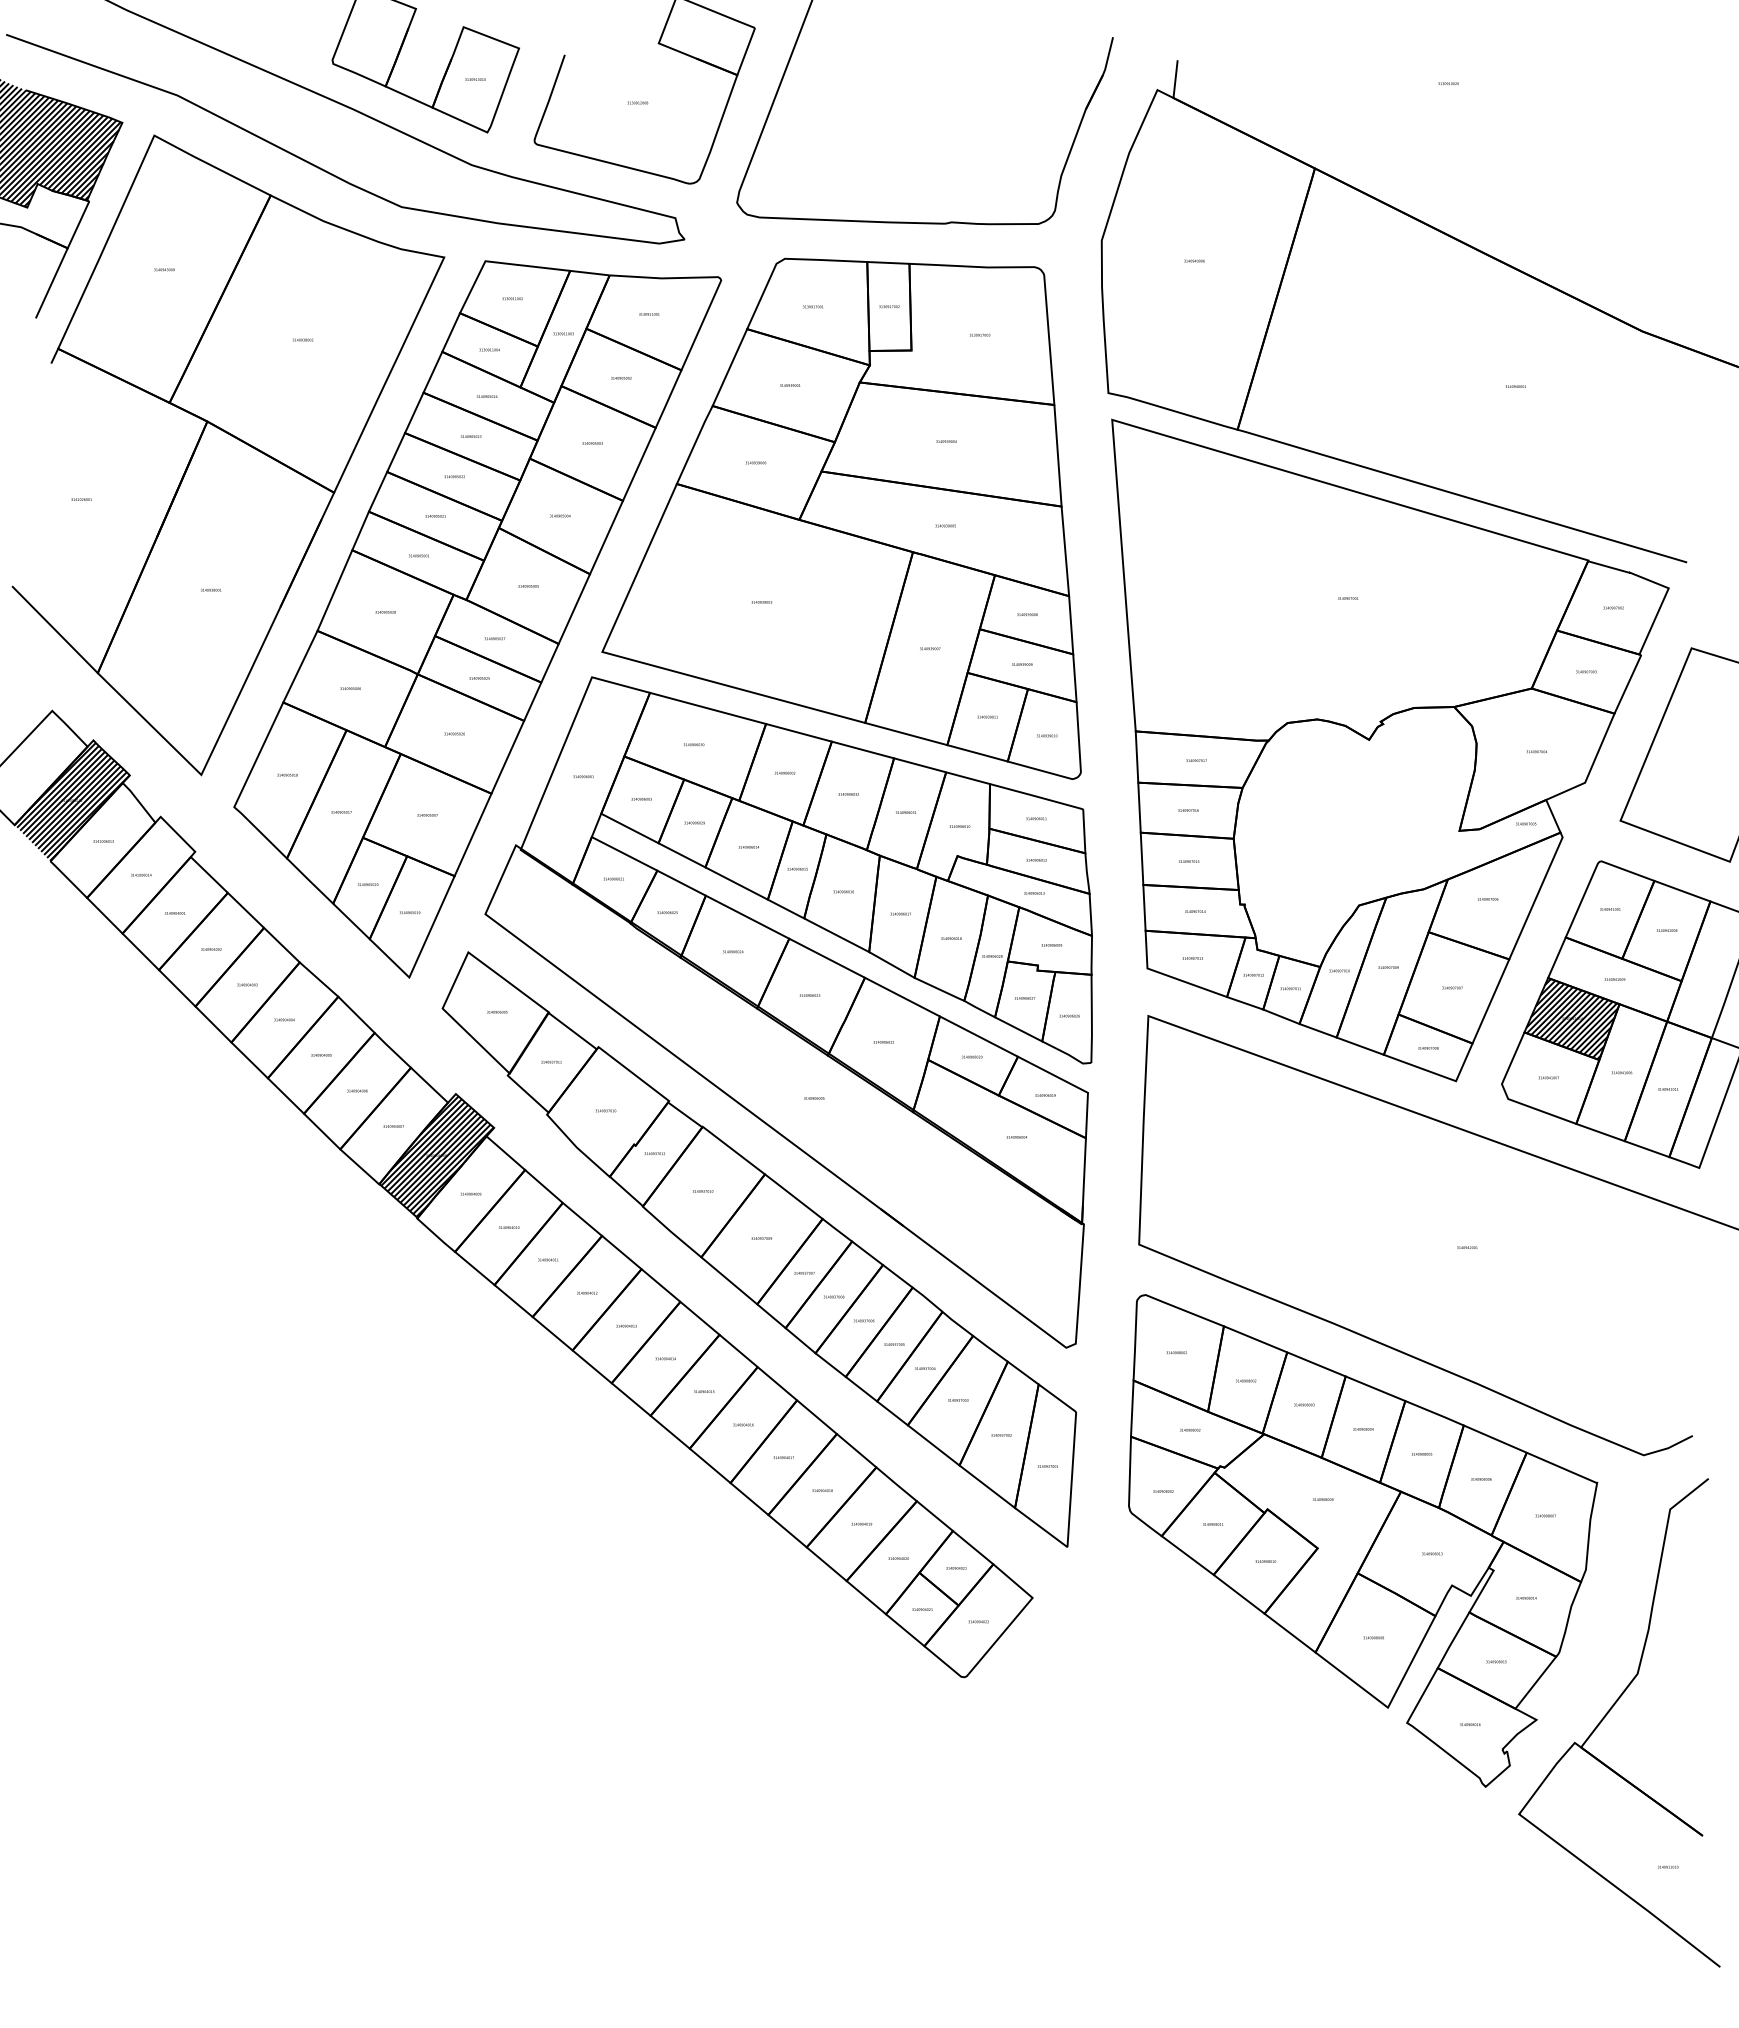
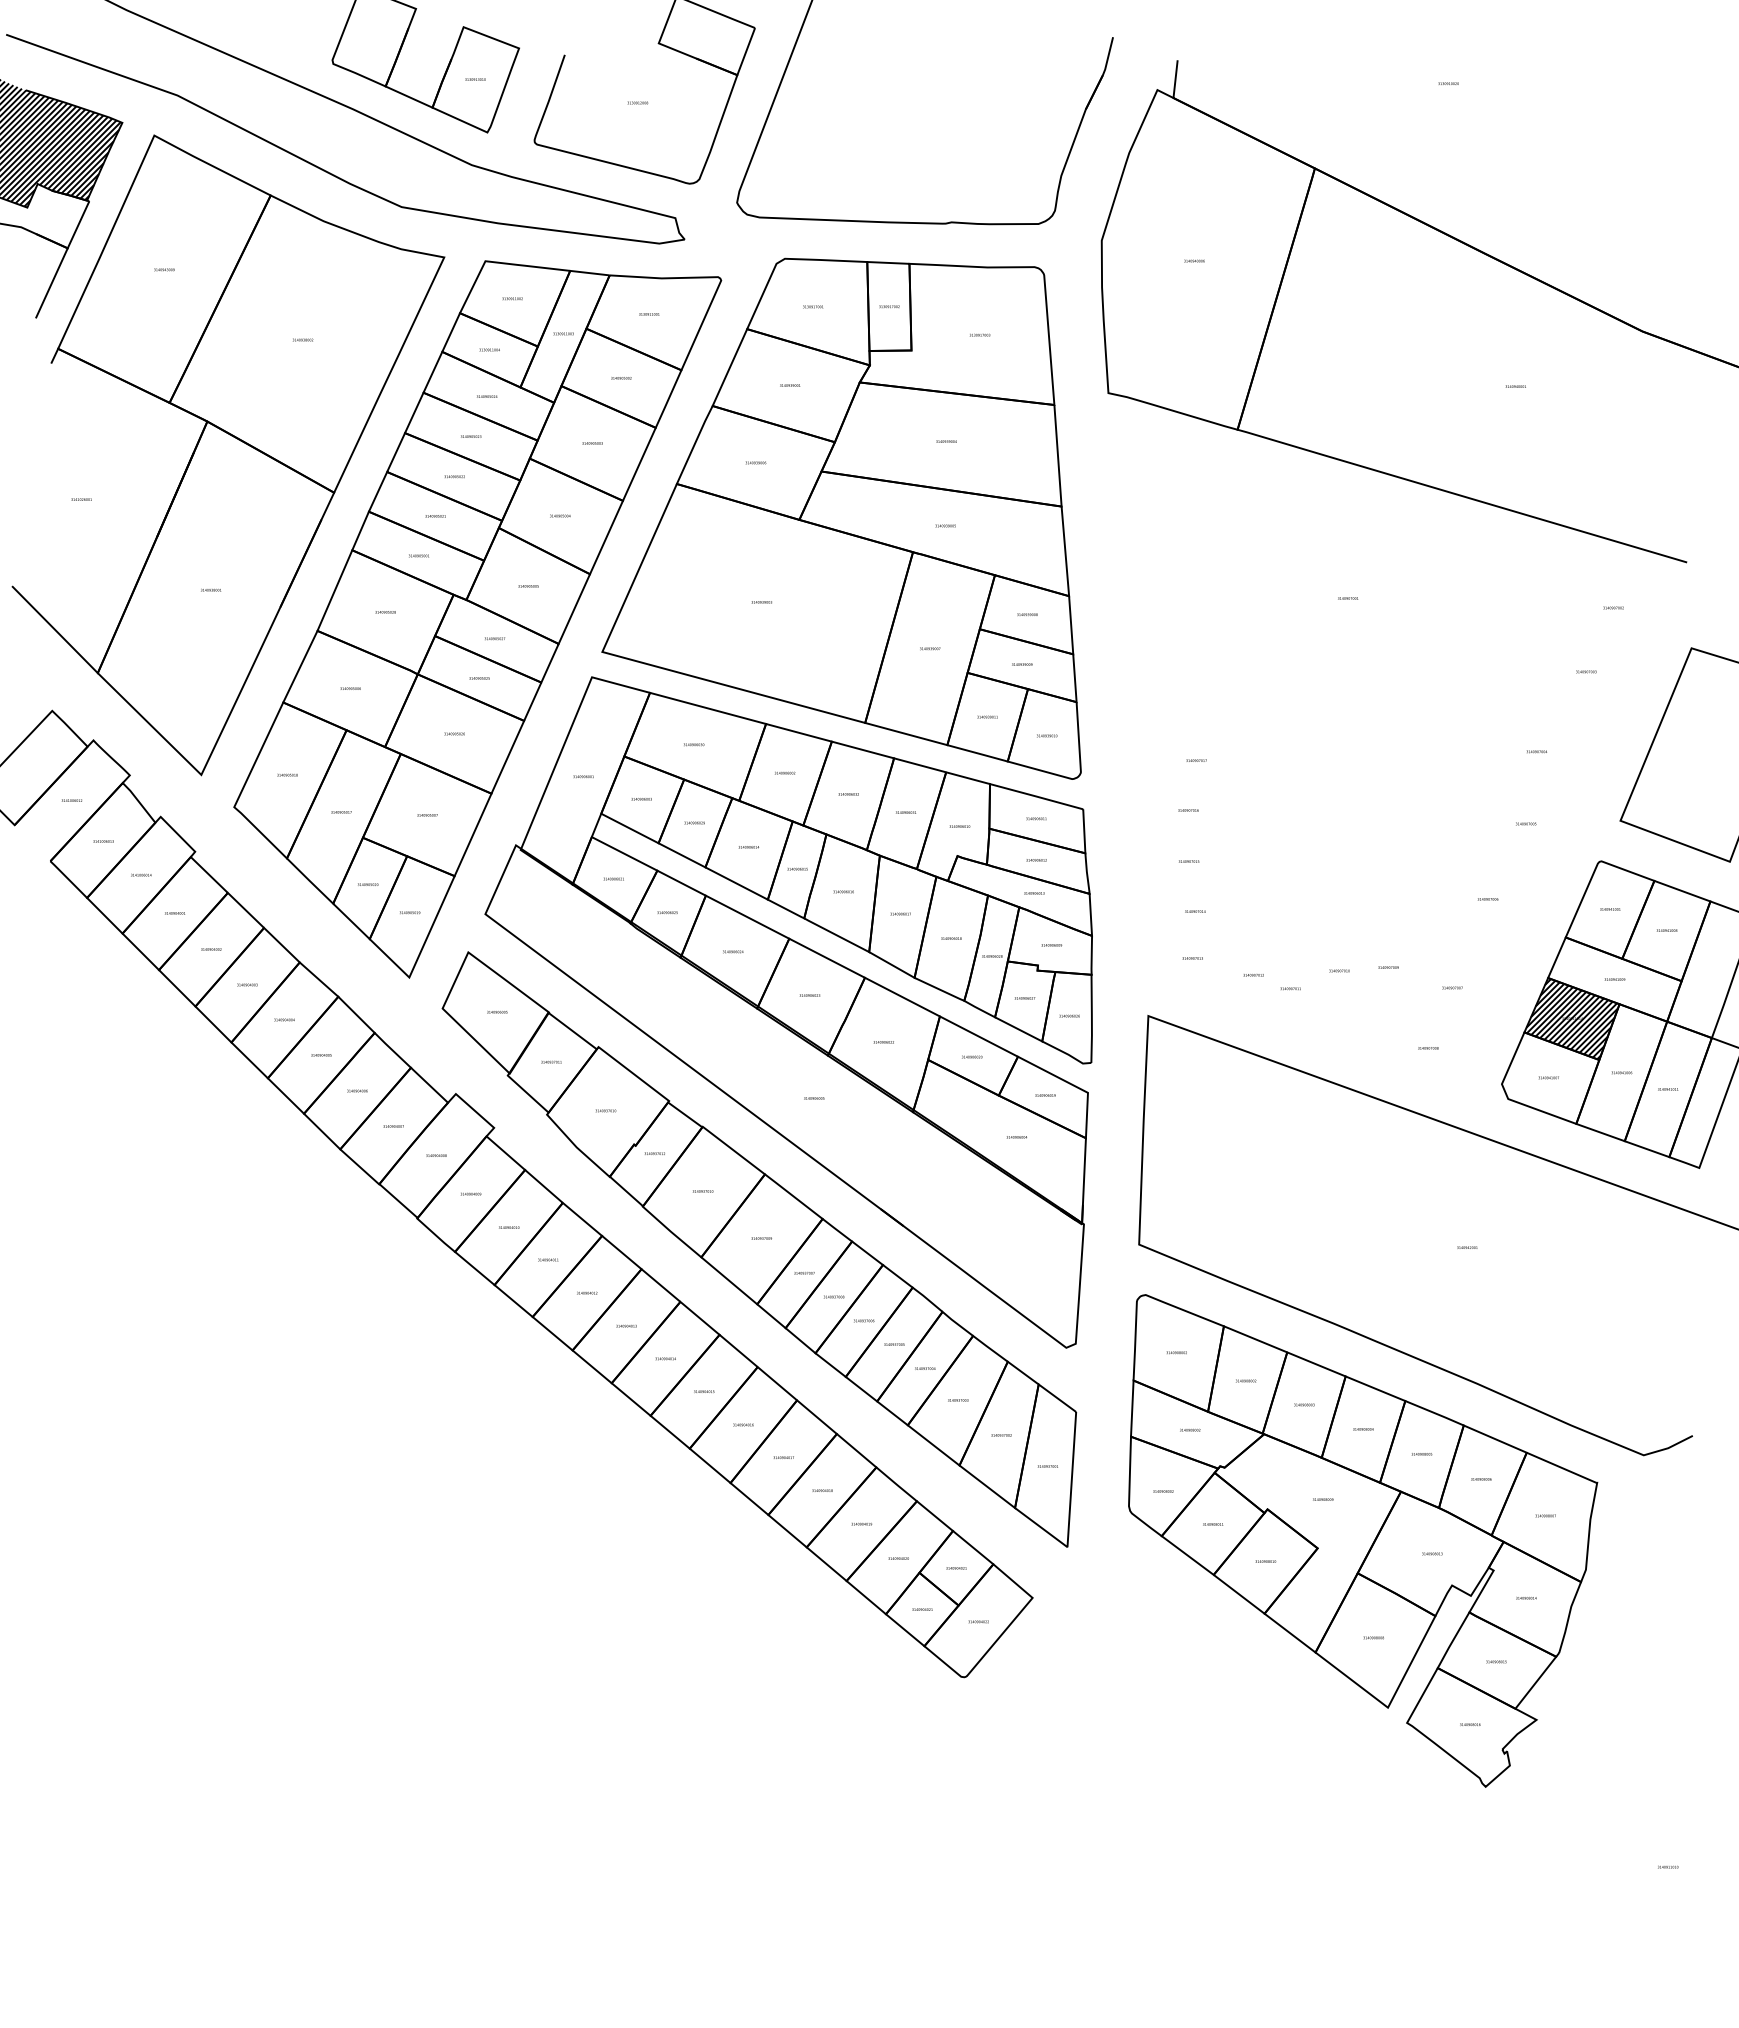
part: present -> none (1390, 750)
hatch: present -> none (73, 801)
hatch: present -> none (437, 1156)
part: present -> none (1609, 1712)
